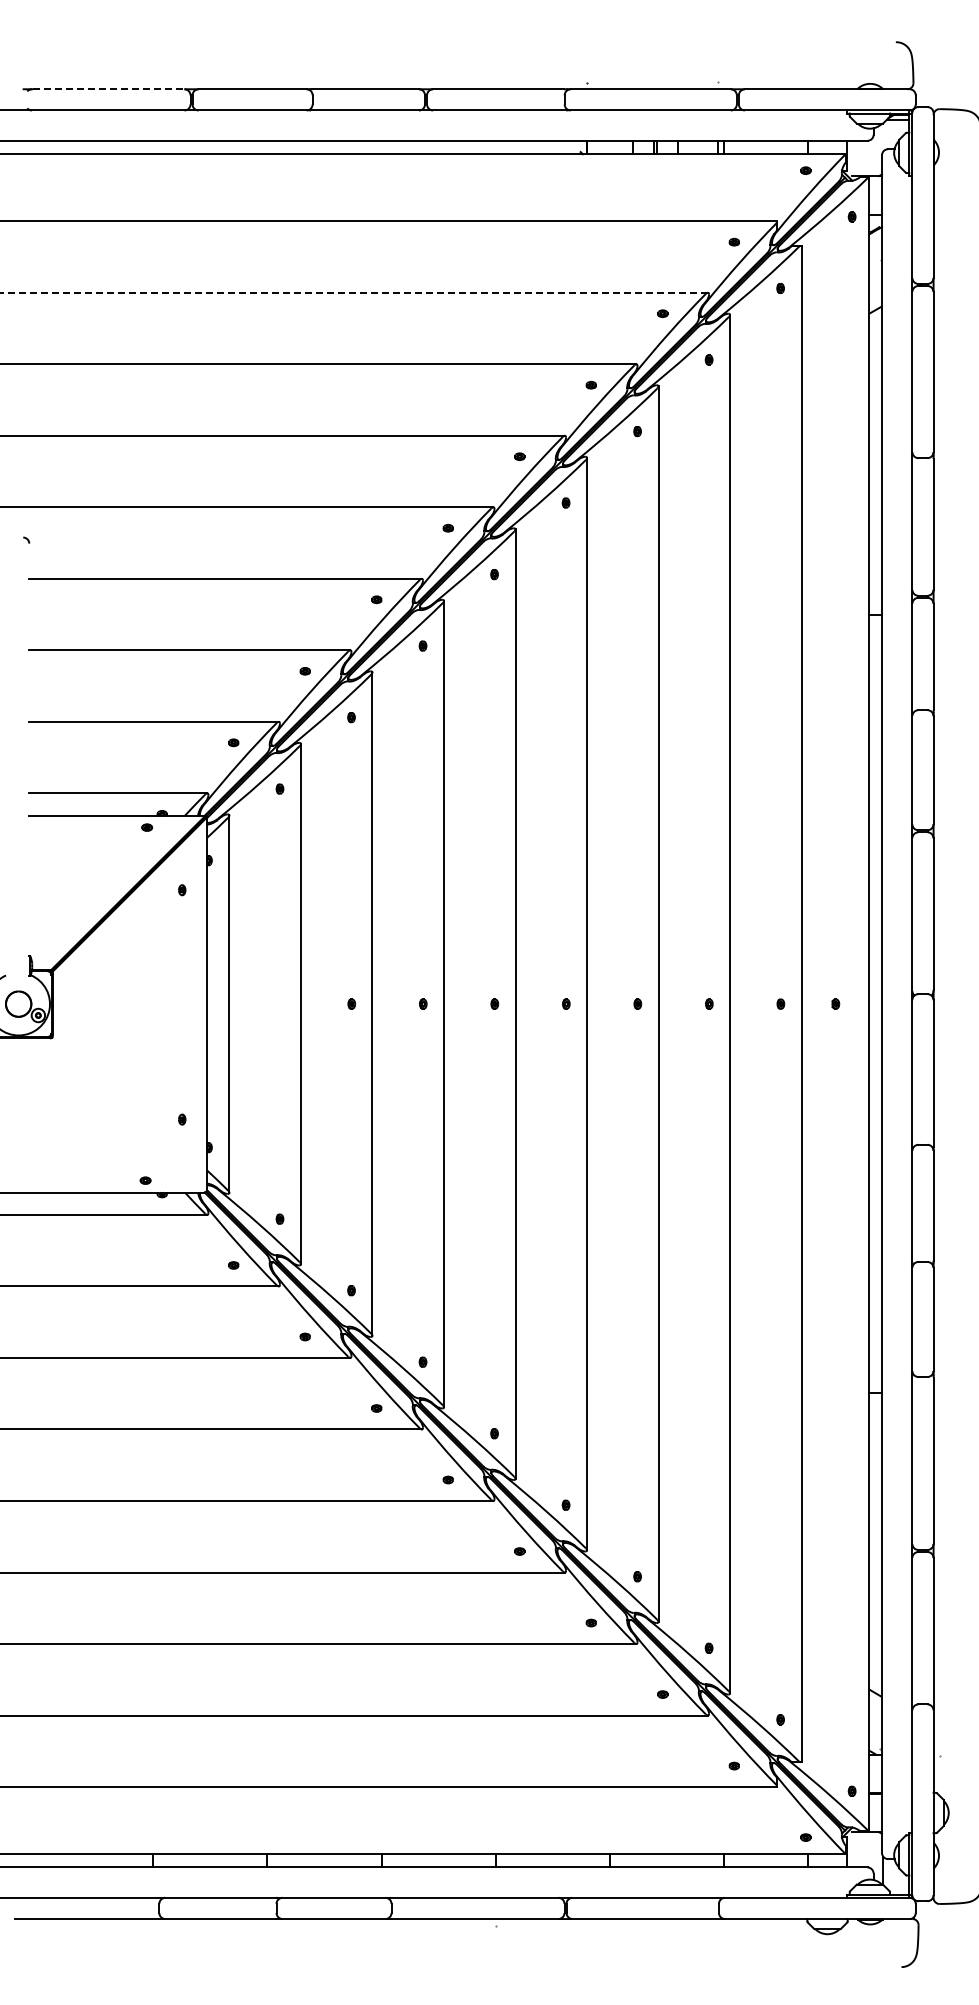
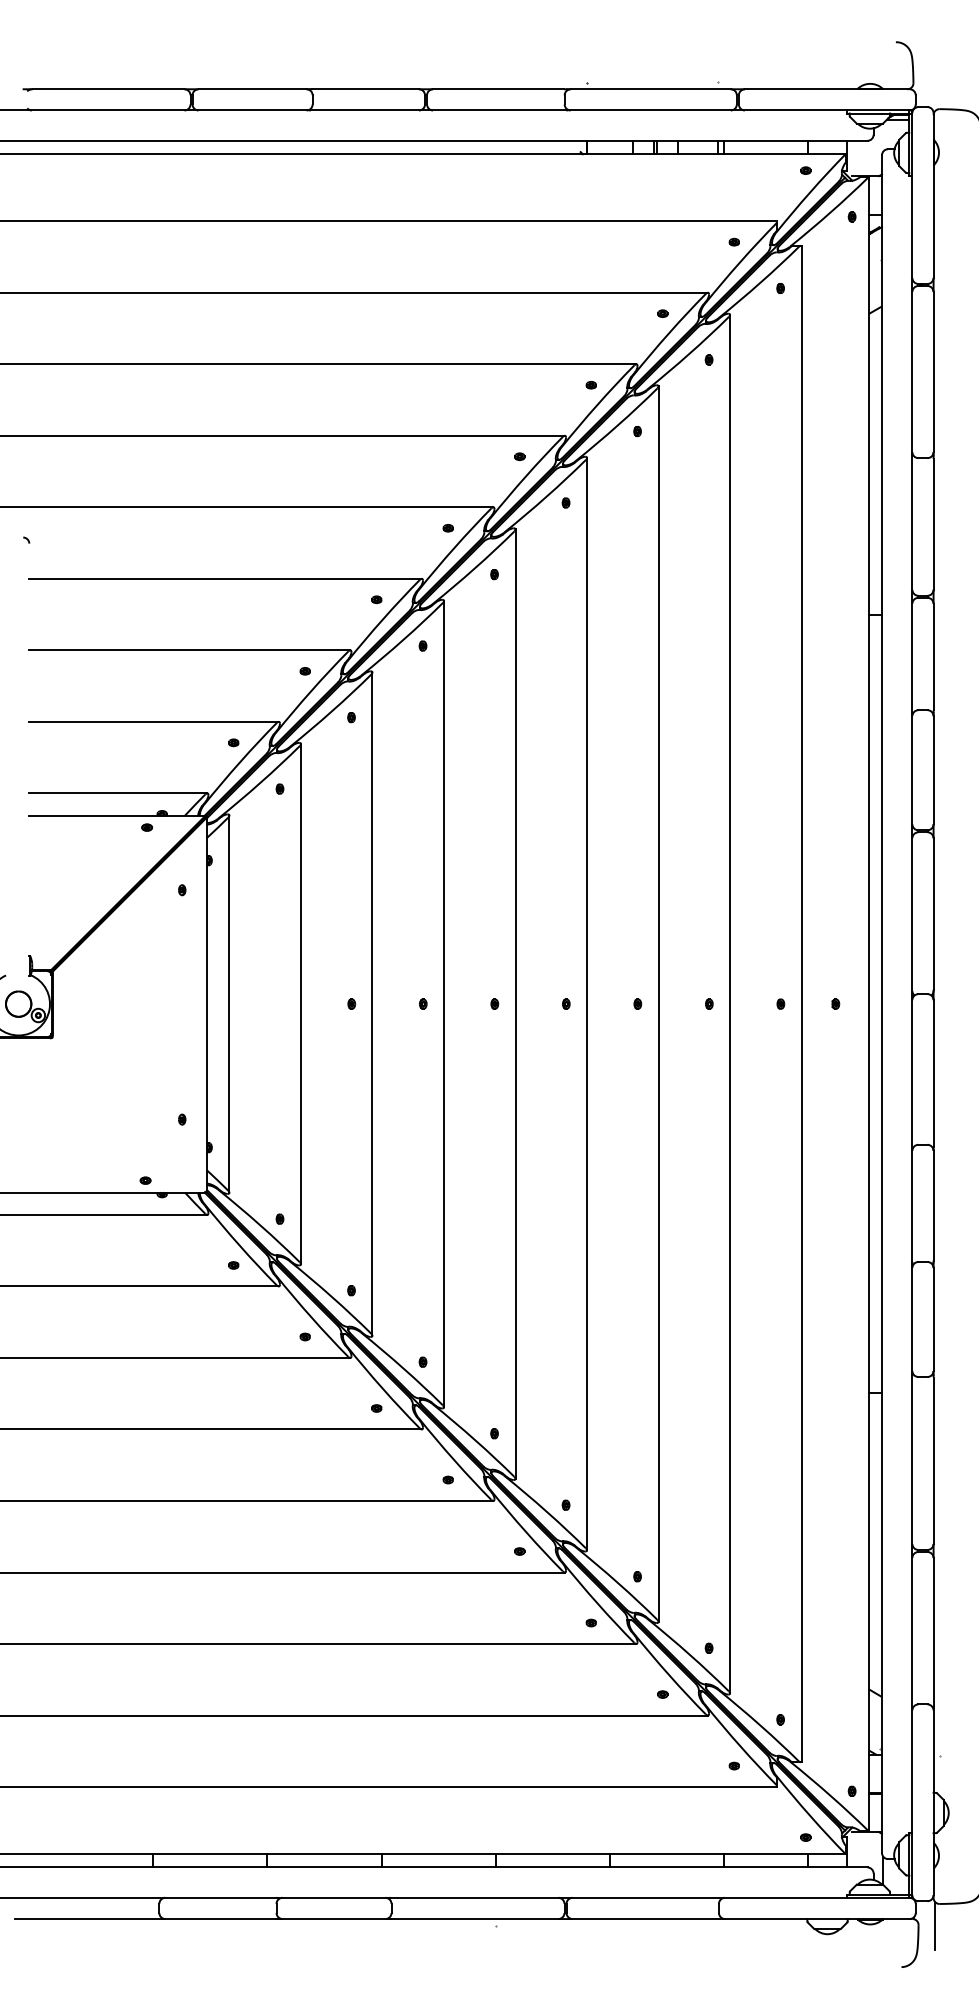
line: dashed -> solid (108, 89)
line: dashed -> solid (354, 292)
line: none -> present (934, 1925)
